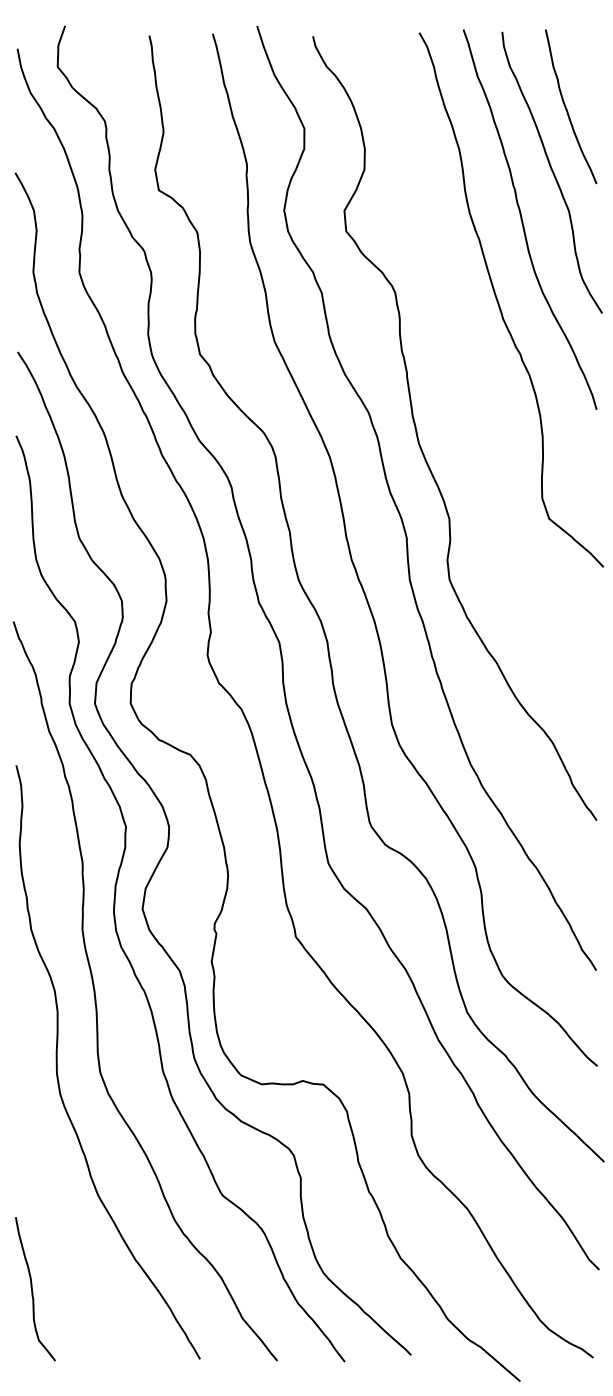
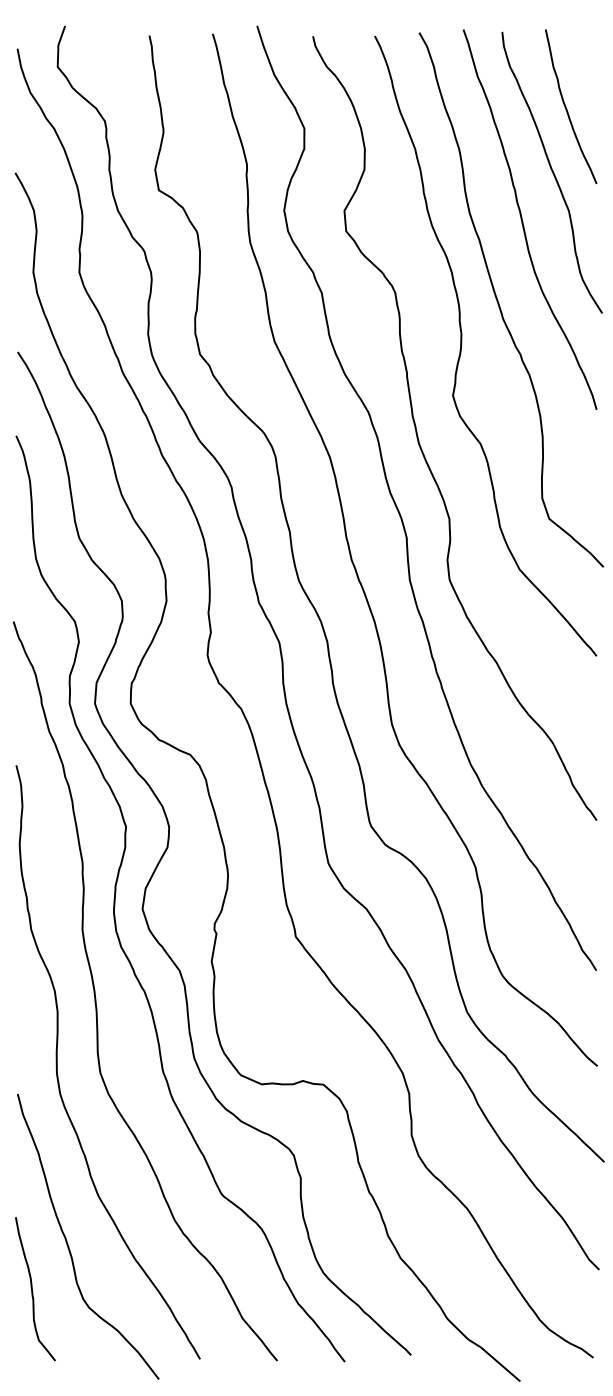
curve: none -> present (462, 343)
curve: none -> present (68, 1243)
